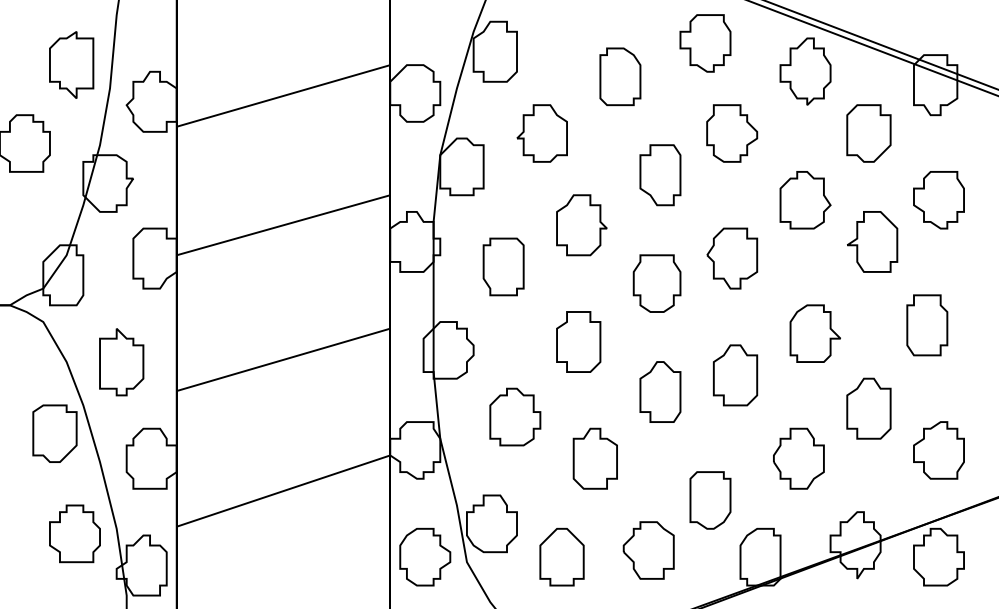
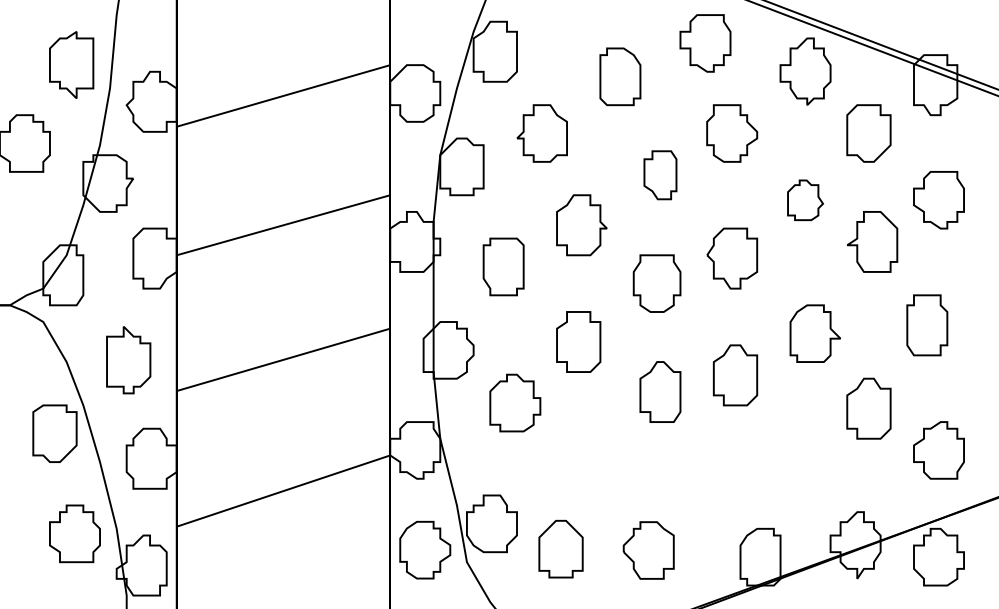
part size: 43x63 px -> 35x51 px (660, 175)
part size: 53x59 px -> 37x43 px (805, 200)
part position: (121, 362) -> (128, 360) (128, 360)
part position: (515, 416) -> (515, 402) (515, 402)
part: present -> none (594, 458)
part: present -> none (798, 458)
part: present -> none (710, 500)
part position: (425, 556) -> (425, 549) (425, 549)
part position: (561, 556) -> (560, 548) (560, 548)
